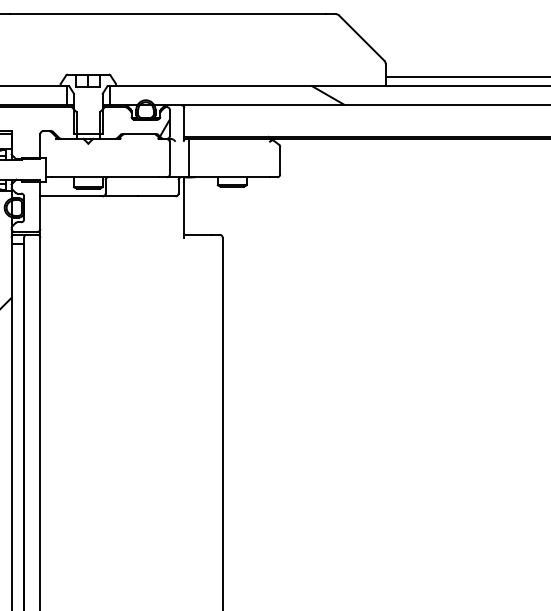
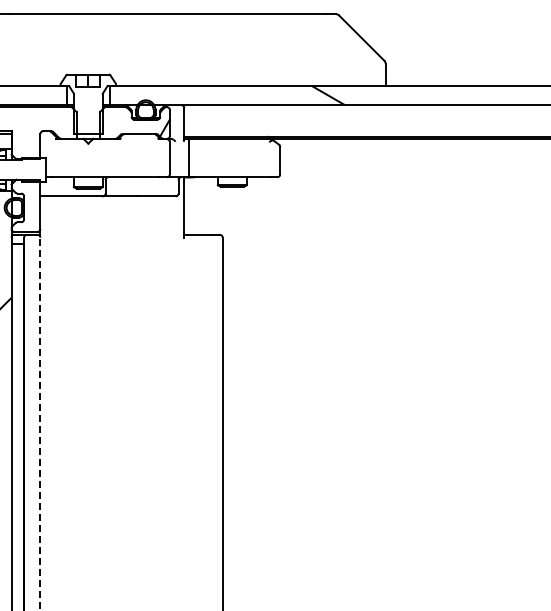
line: present -> none (466, 76)
line: solid -> dashed (40, 423)
